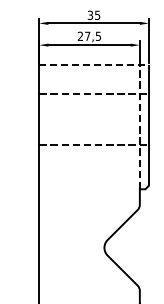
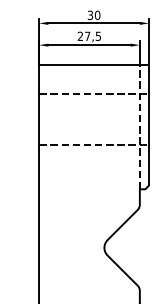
text: 35 -> 30 (97, 14)
line: dashed -> solid (94, 64)
